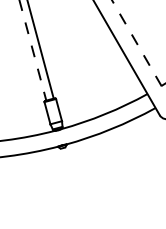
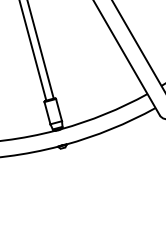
line: dashed -> solid (138, 46)
line: dashed -> solid (32, 50)
